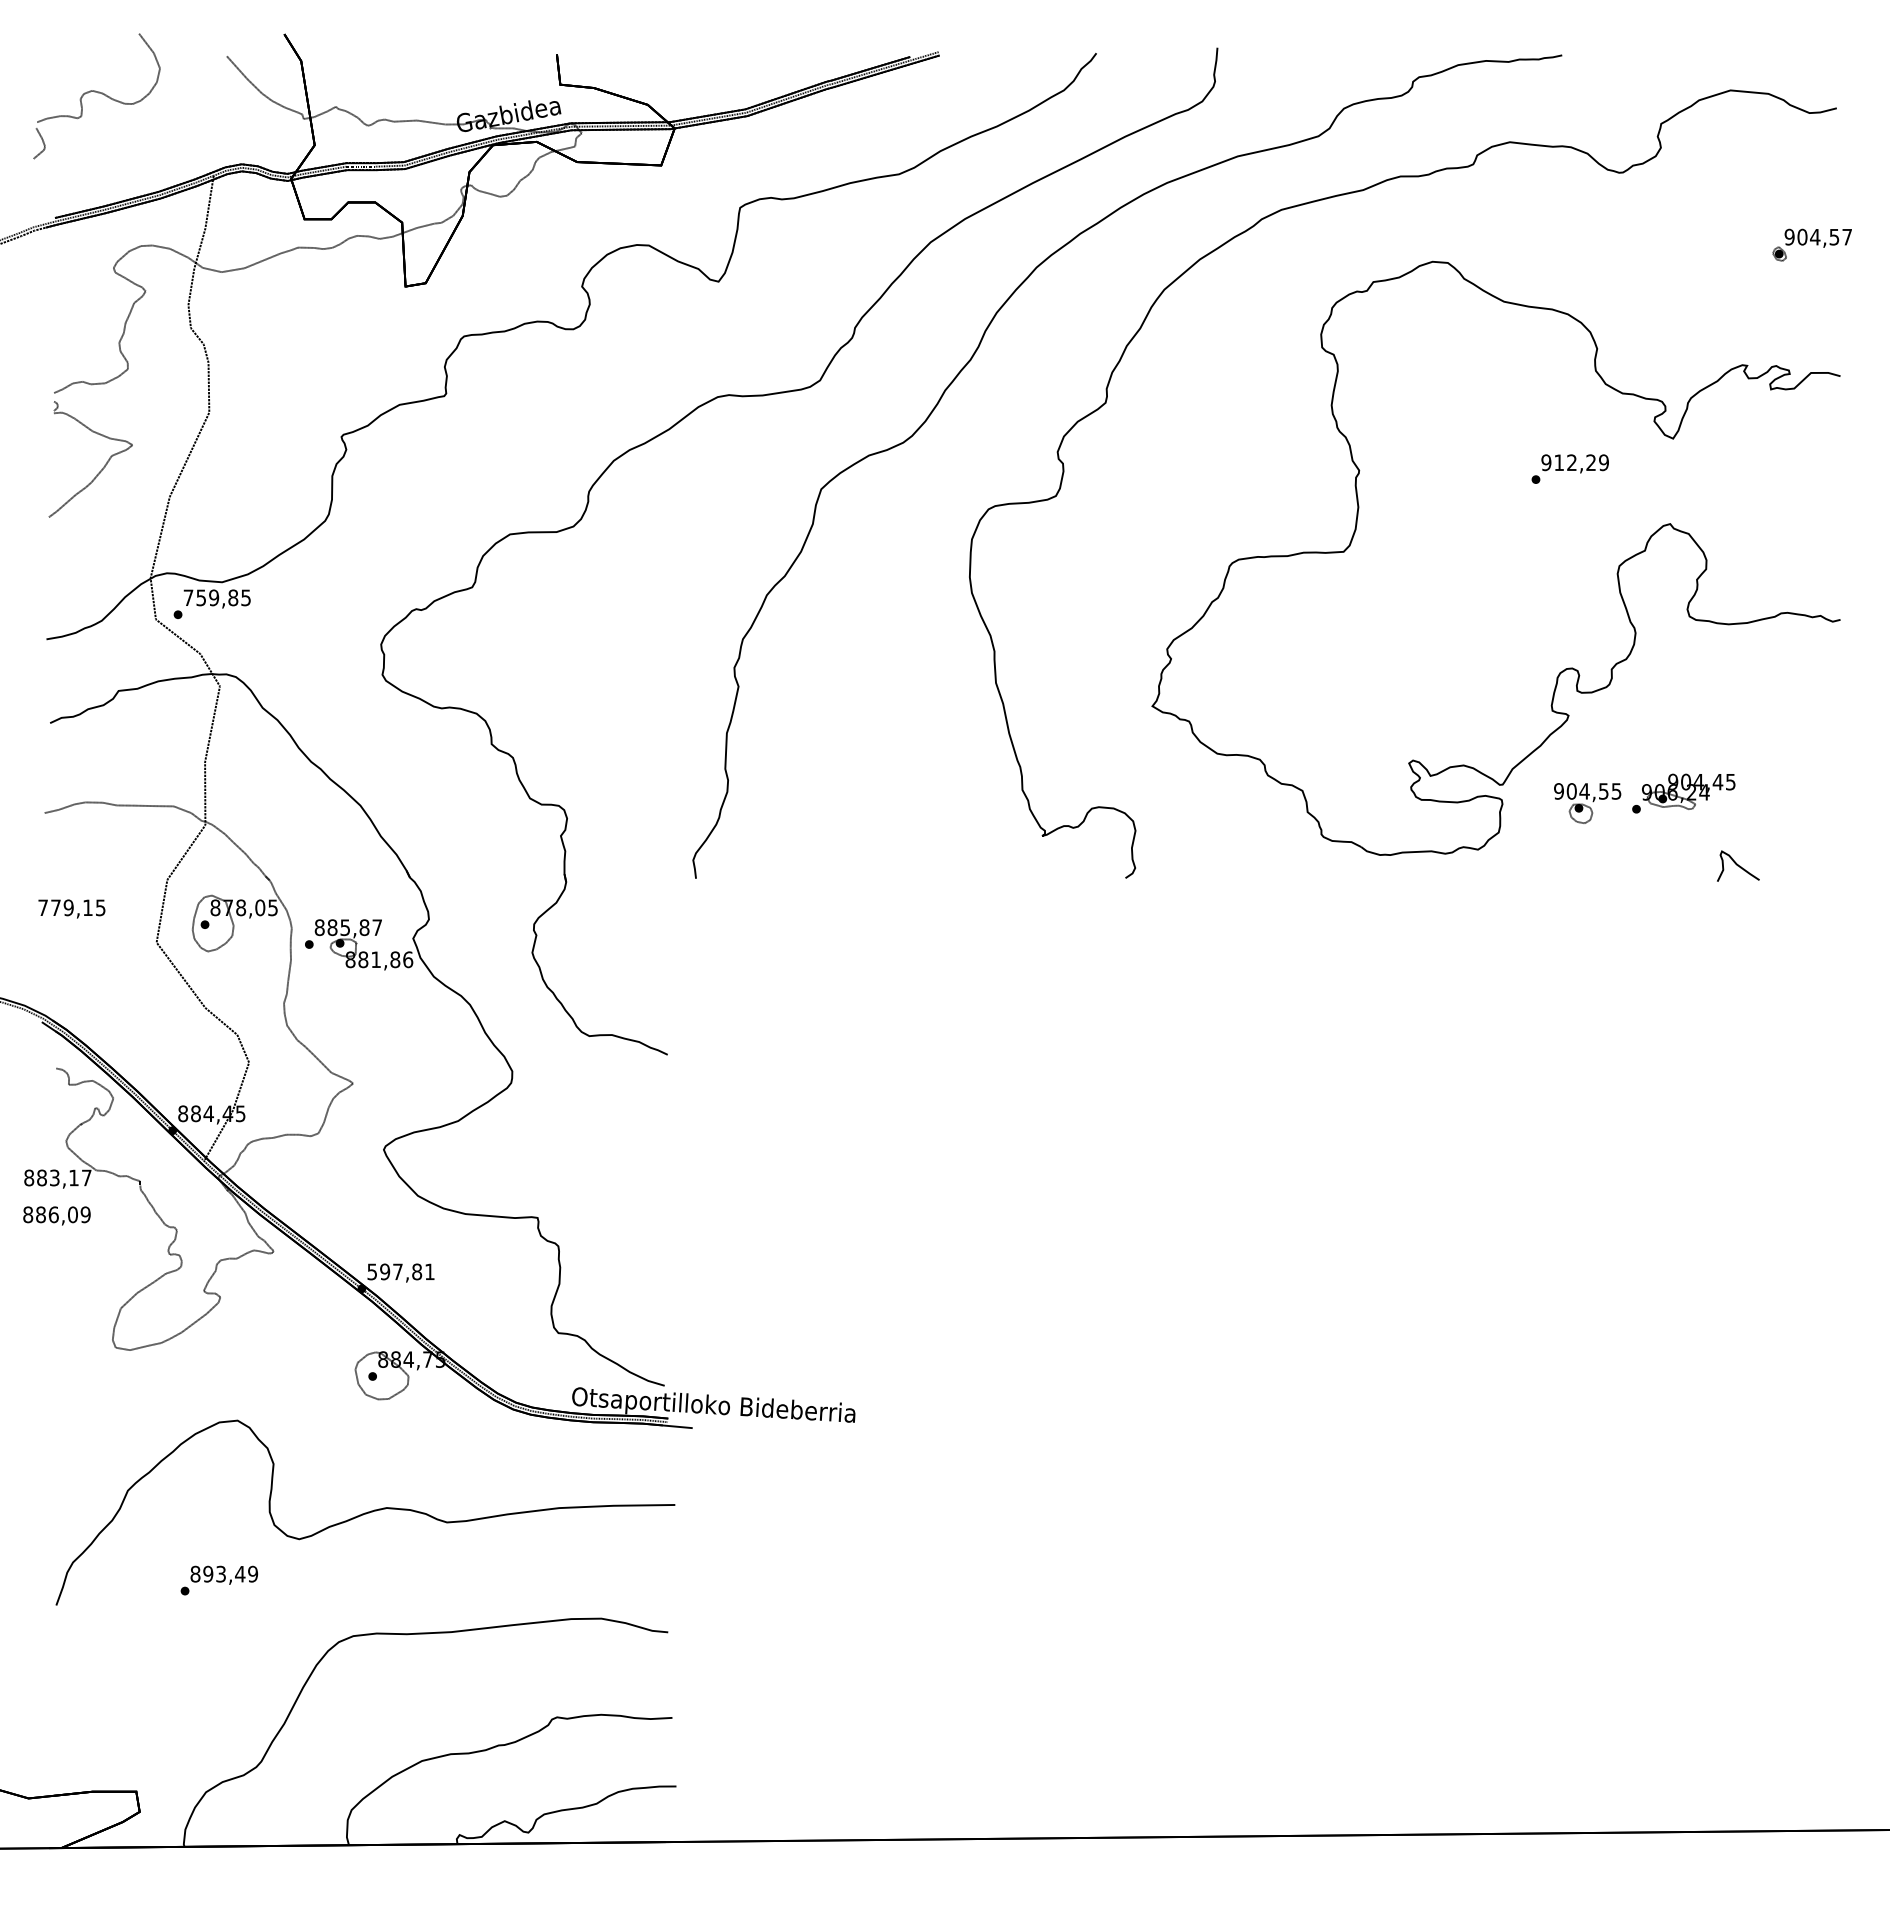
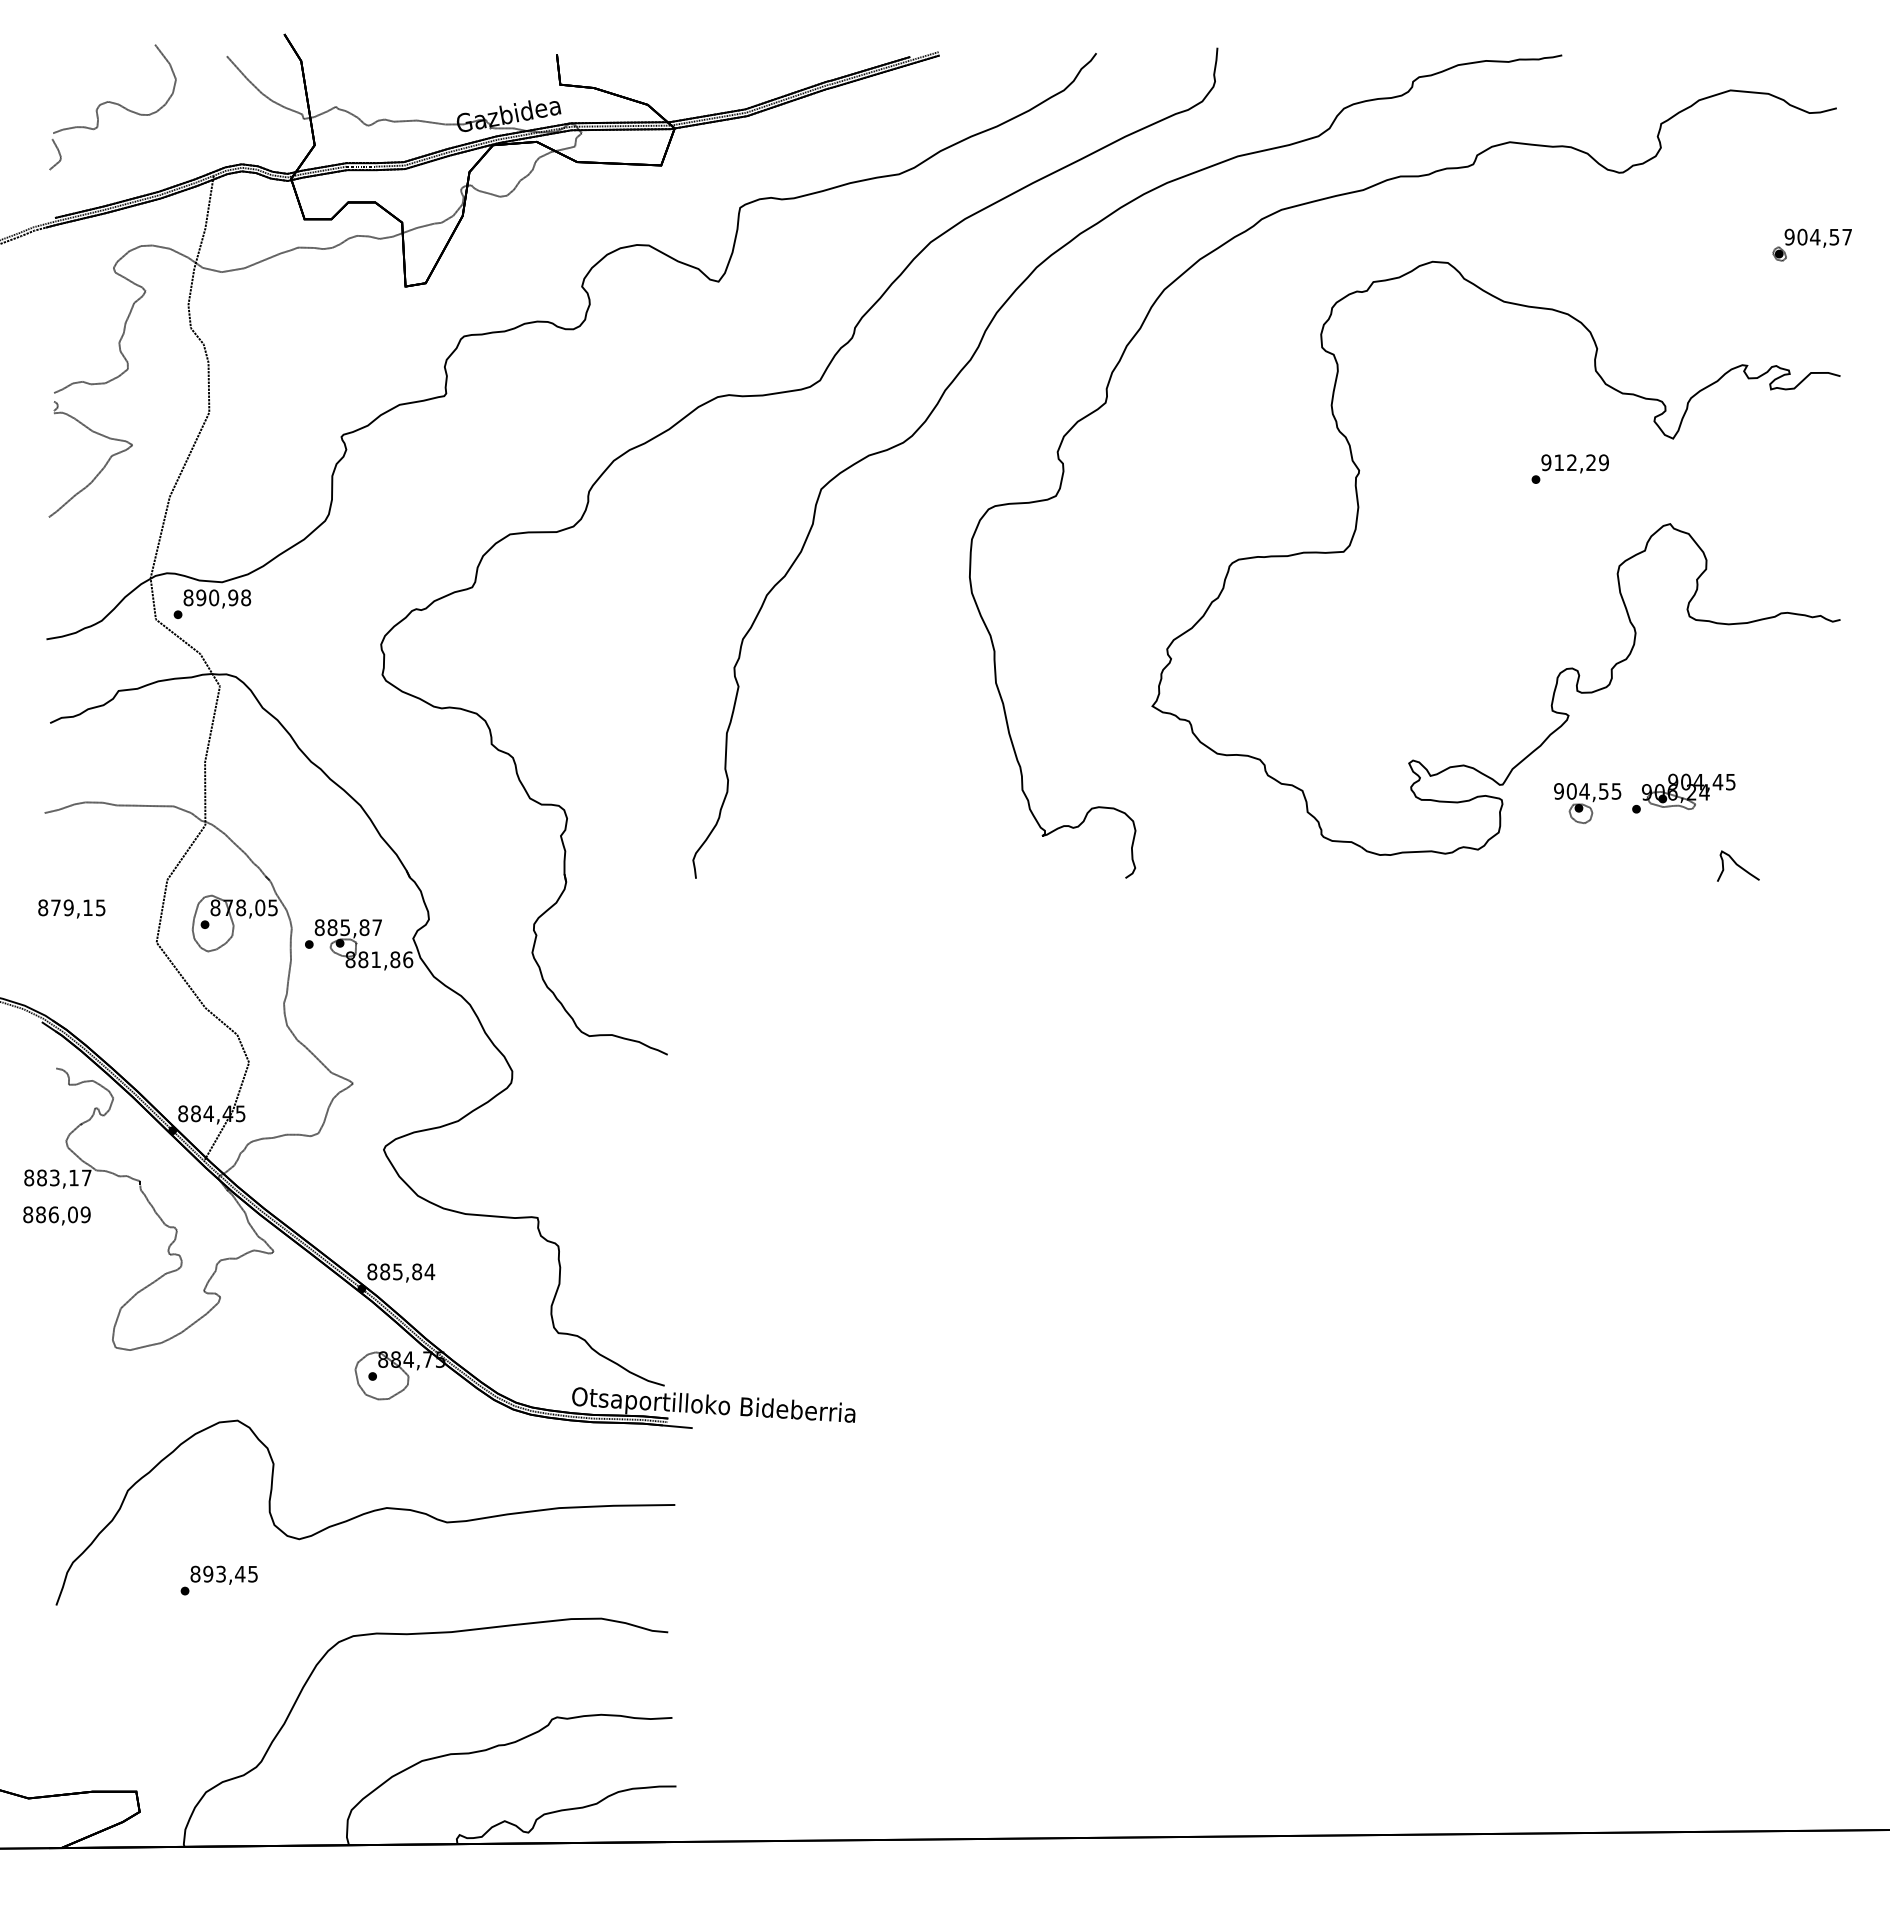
part position: (96, 96) -> (112, 107) (112, 107)
text: 759,85 -> 890,98 (217, 597)
text: 779,15 -> 879,15 (43, 907)
text: 597,81 -> 885,84 (401, 1271)
text: 893,49 -> 893,45 (253, 1573)
